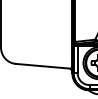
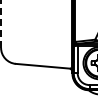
line: solid -> dashed (1, 23)
